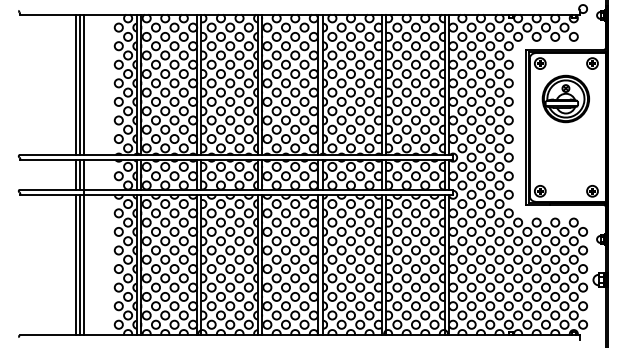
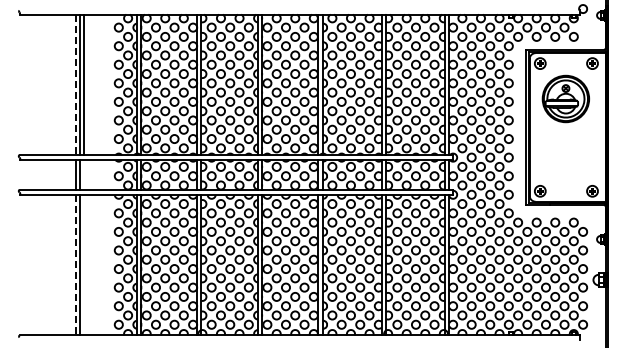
line: solid -> dashed (75, 85)
line: present -> none (84, 247)
line: solid -> dashed (75, 265)
